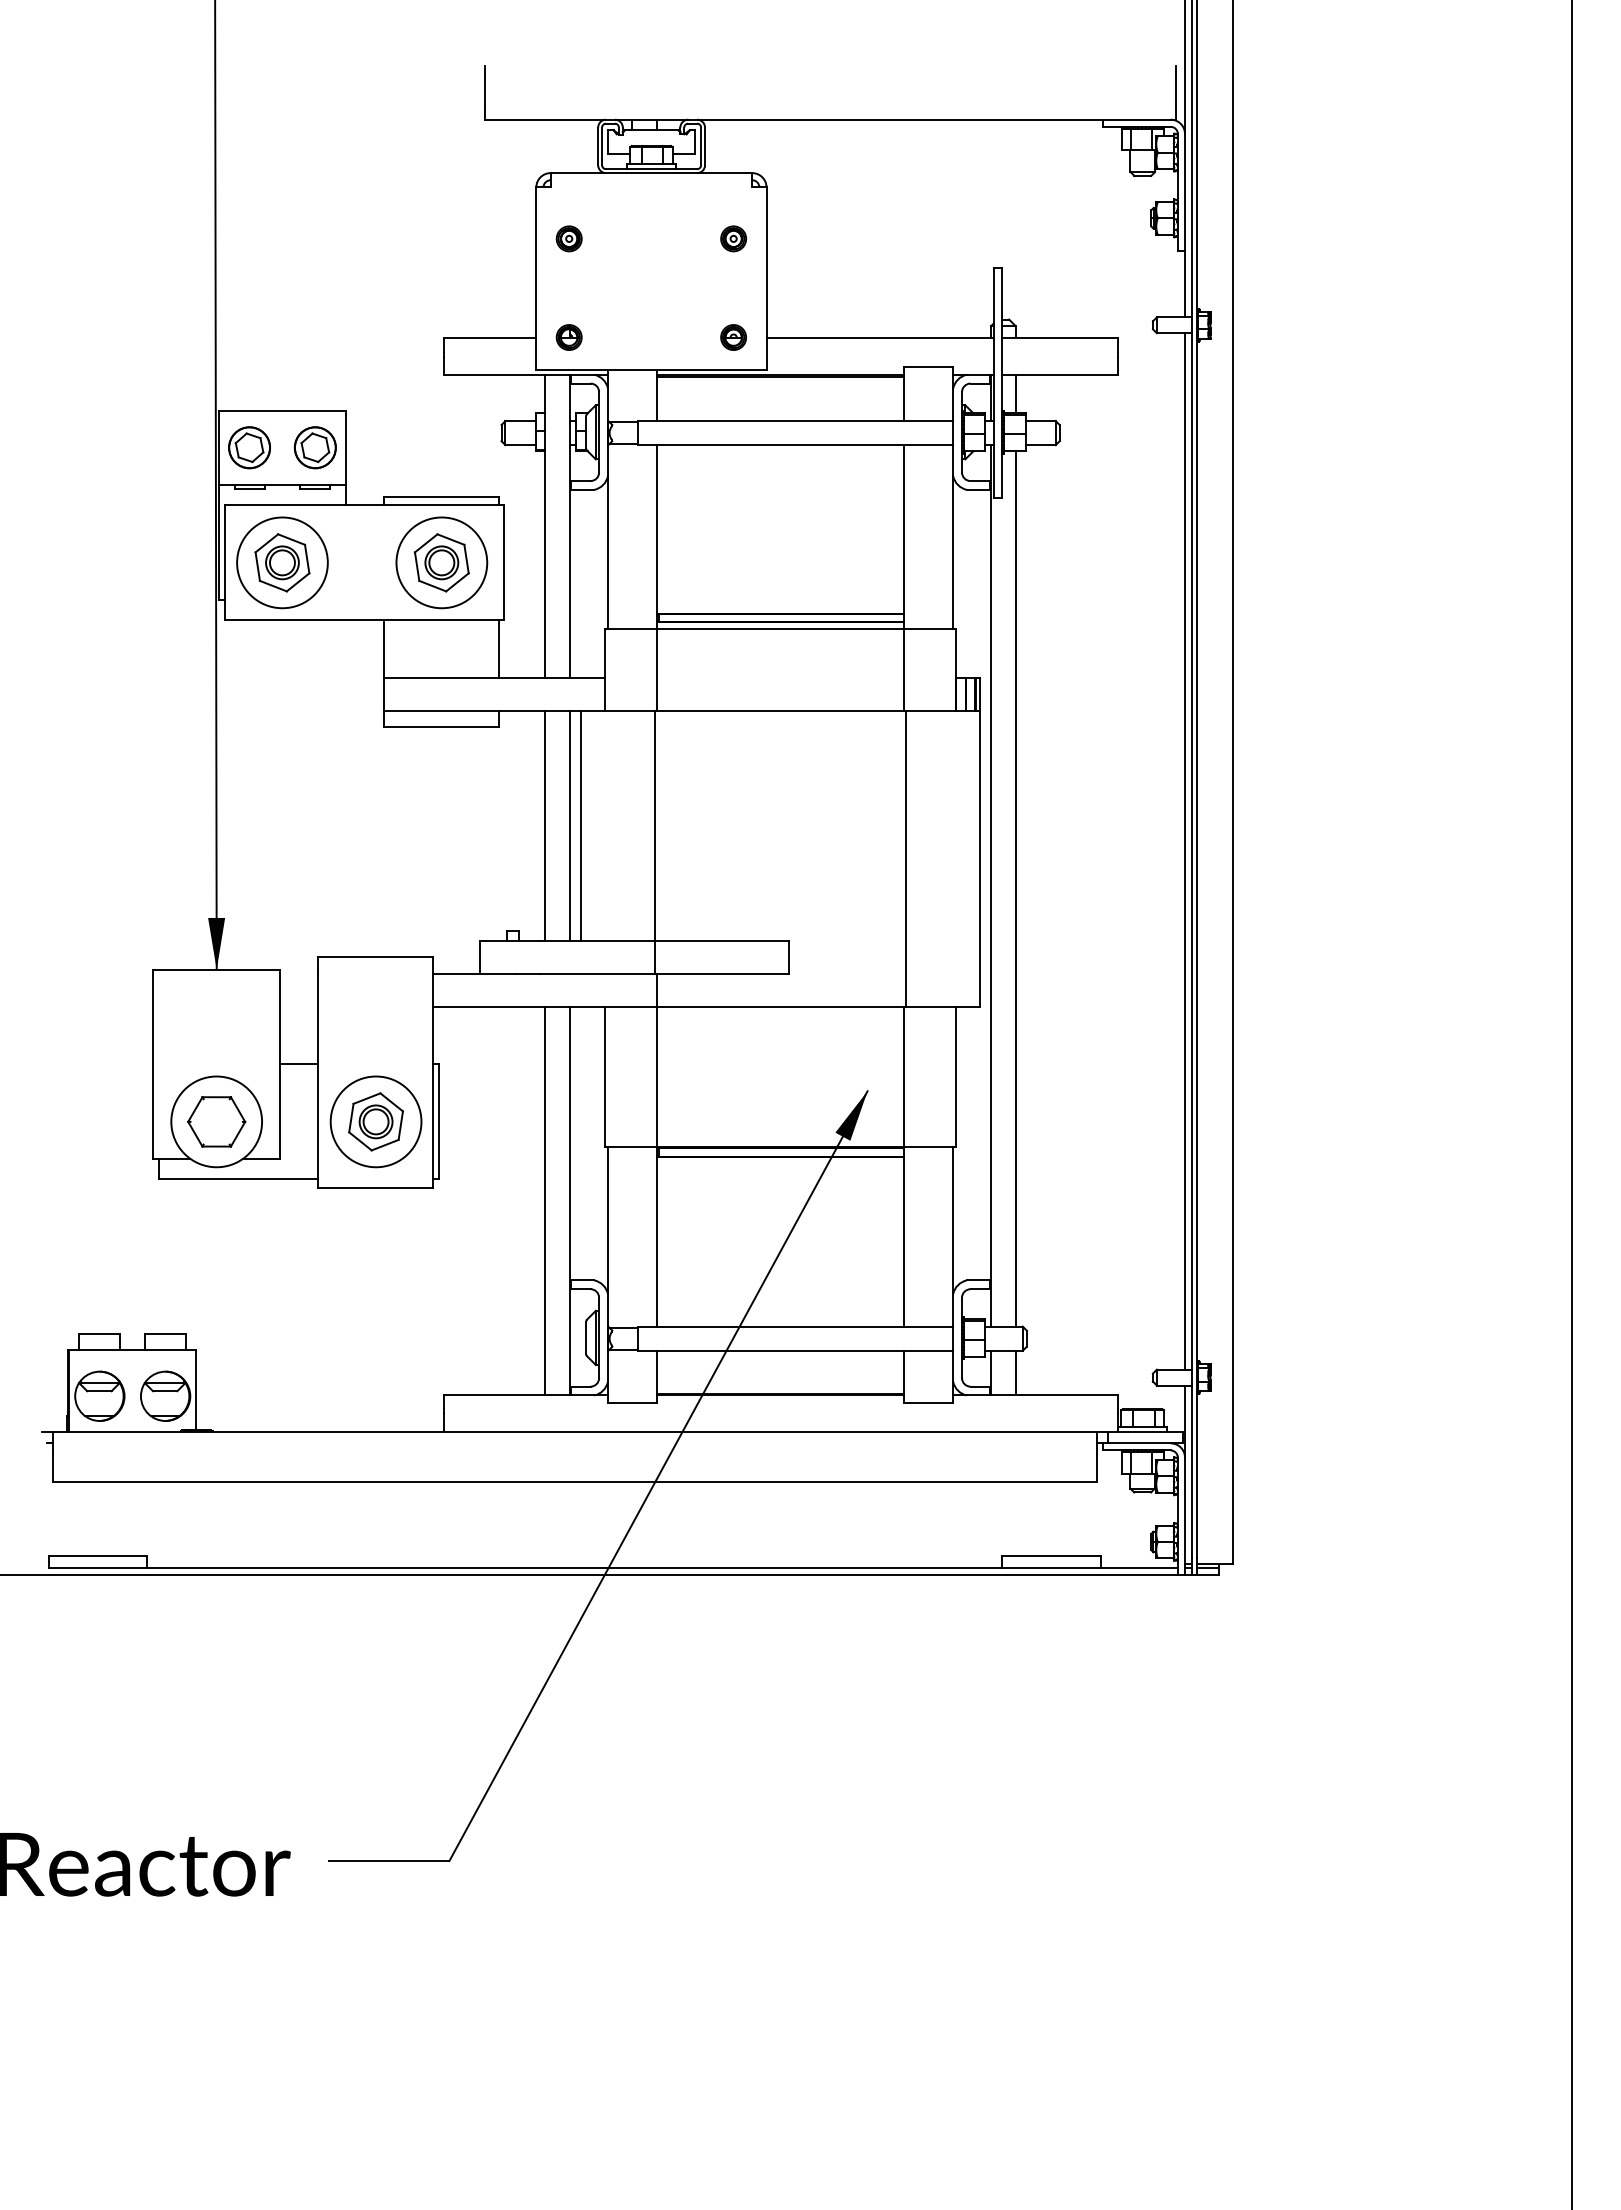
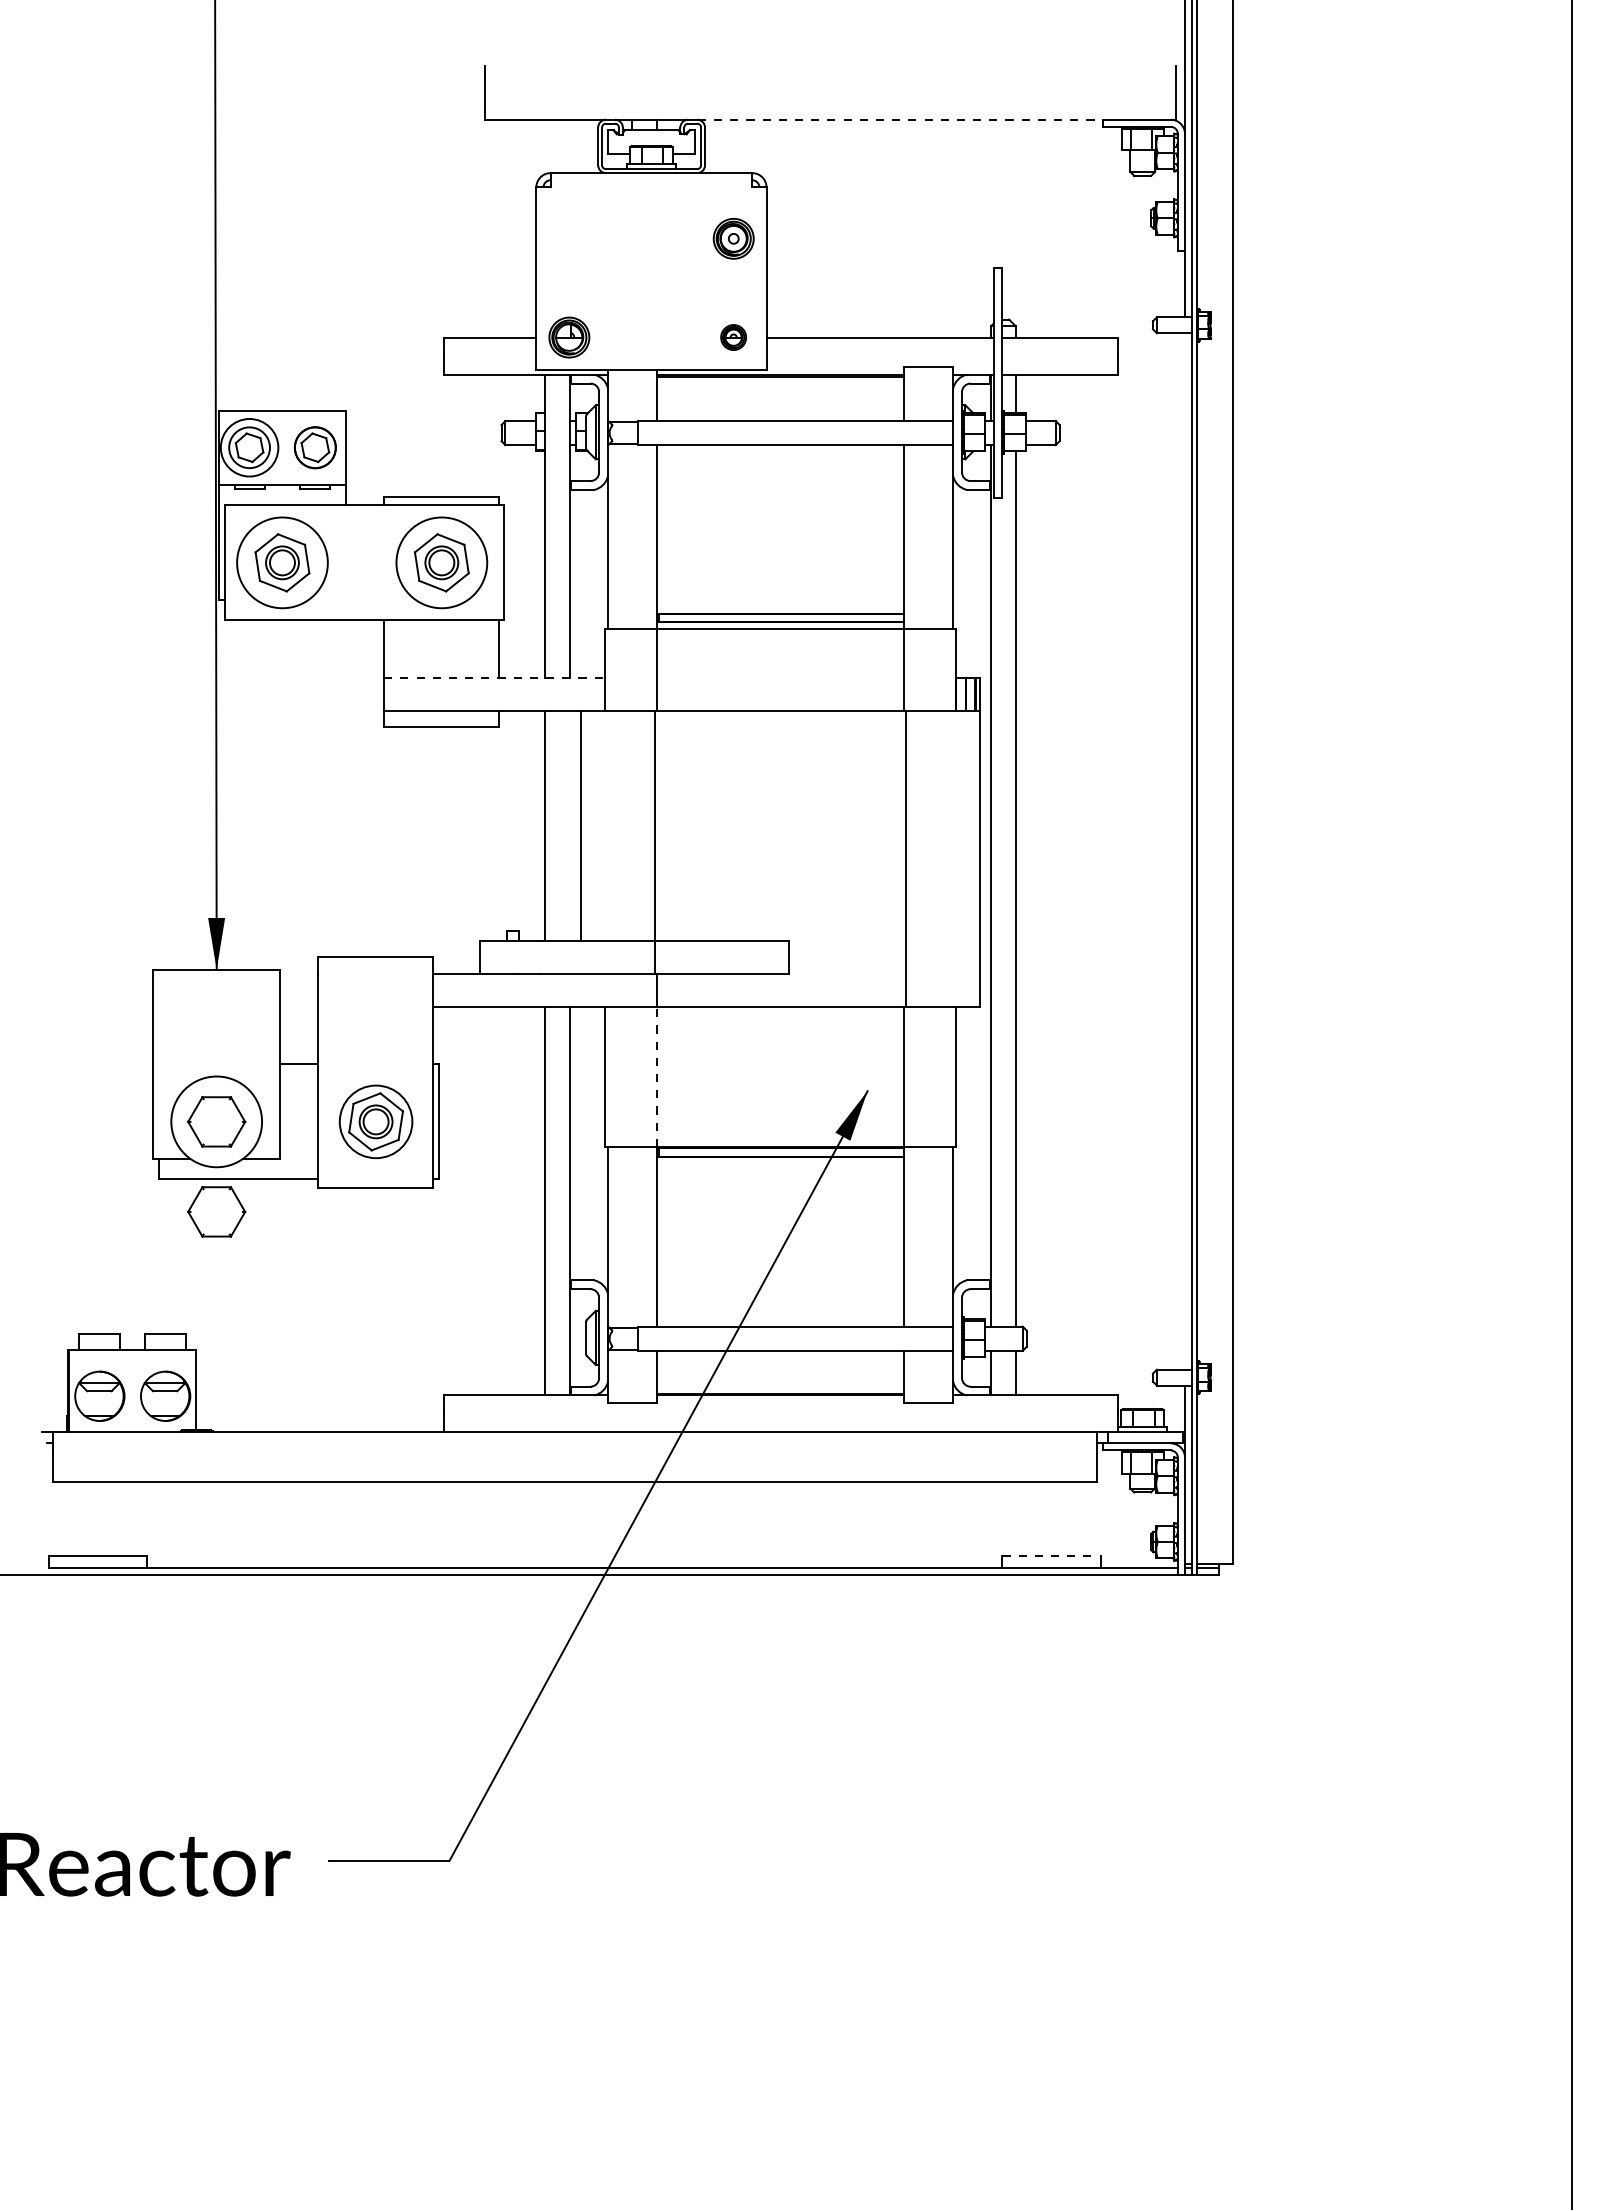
line: solid -> dashed (900, 119)
part: present -> none (568, 238)
part size: 27x28 px -> 43x42 px (733, 238)
part size: 28x27 px -> 43x43 px (569, 337)
circle diameter: 41 px -> 58 px (249, 447)
line: solid -> dashed (494, 677)
line: present -> none (570, 825)
line: present -> none (1185, 851)
line: solid -> dashed (657, 1076)
circle diameter: 91 px -> 73 px (375, 1121)
part: none -> present (216, 1211)
line: solid -> dashed (1052, 1555)
